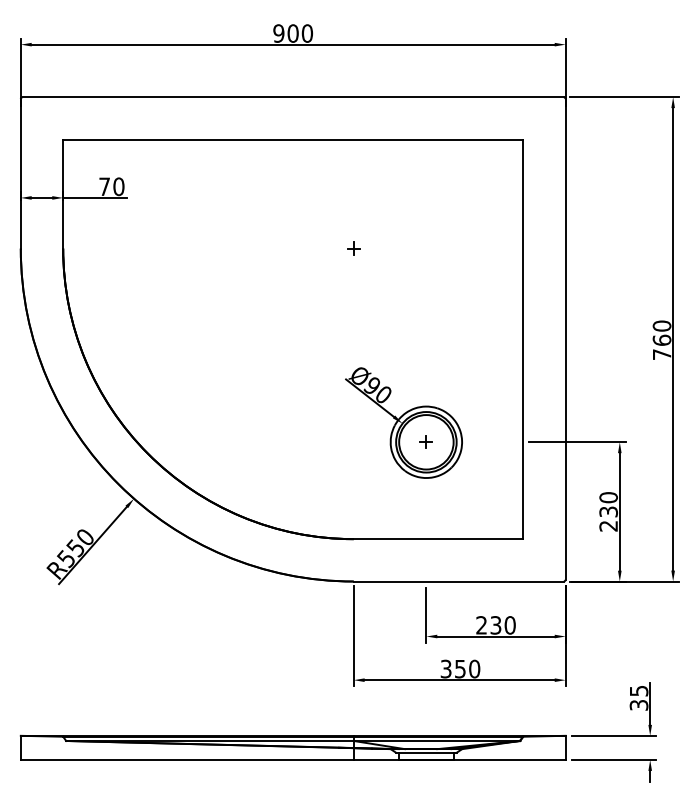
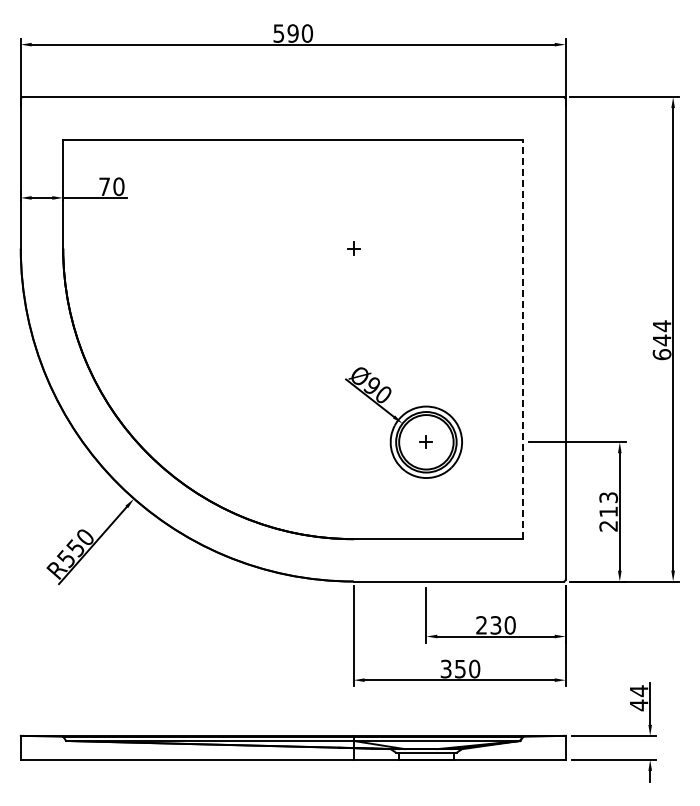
text: 900 -> 590 (285, 33)
line: solid -> dashed (523, 339)
text: 760 -> 644 (661, 340)
text: 230 -> 213 (608, 504)
text: 35 -> 44 (638, 698)
